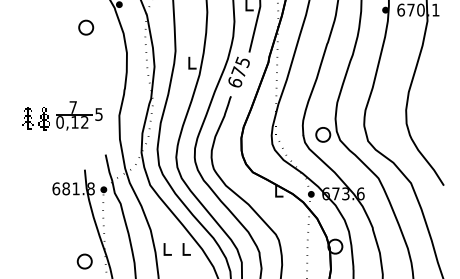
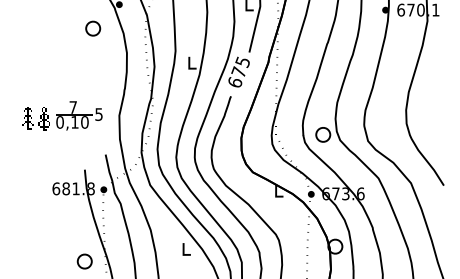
part position: (86, 27) -> (93, 28) (93, 28)
text: 0,12 -> 0,10 (84, 122)
part: present -> none (167, 249)
